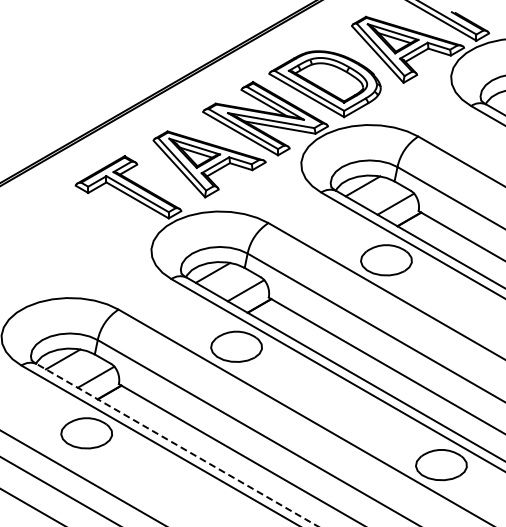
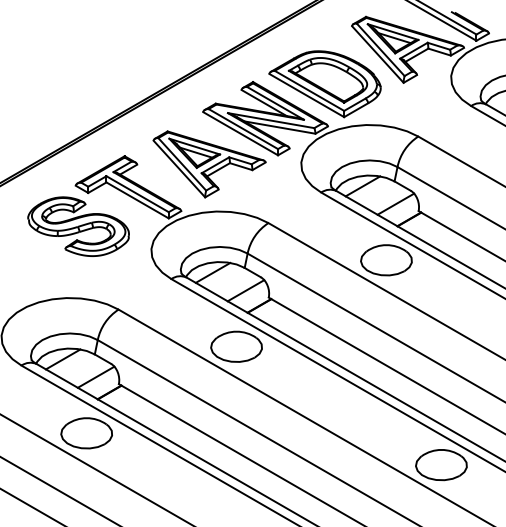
part: none -> present (78, 226)
line: dashed -> solid (177, 445)
line position: (81, 477) -> (95, 469) (95, 469)
